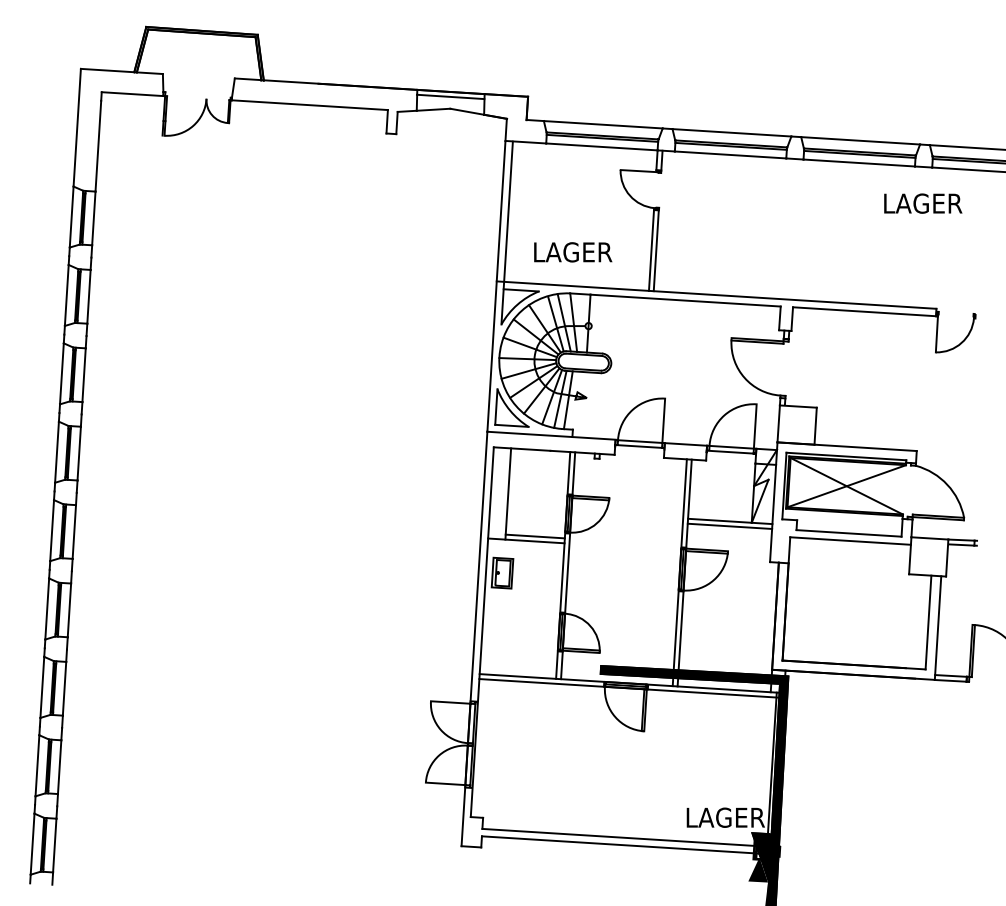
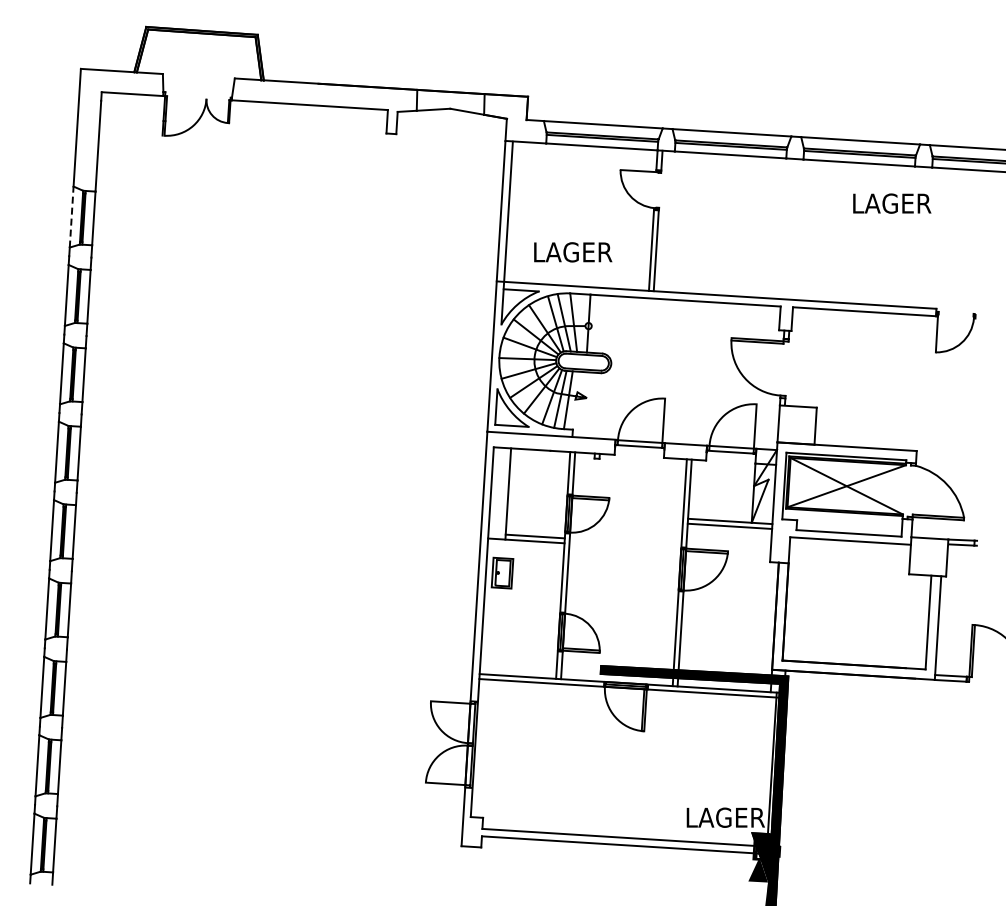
line: present -> none (450, 96)
text position: (923, 203) -> (892, 203) (892, 203)
line: solid -> dashed (71, 217)
